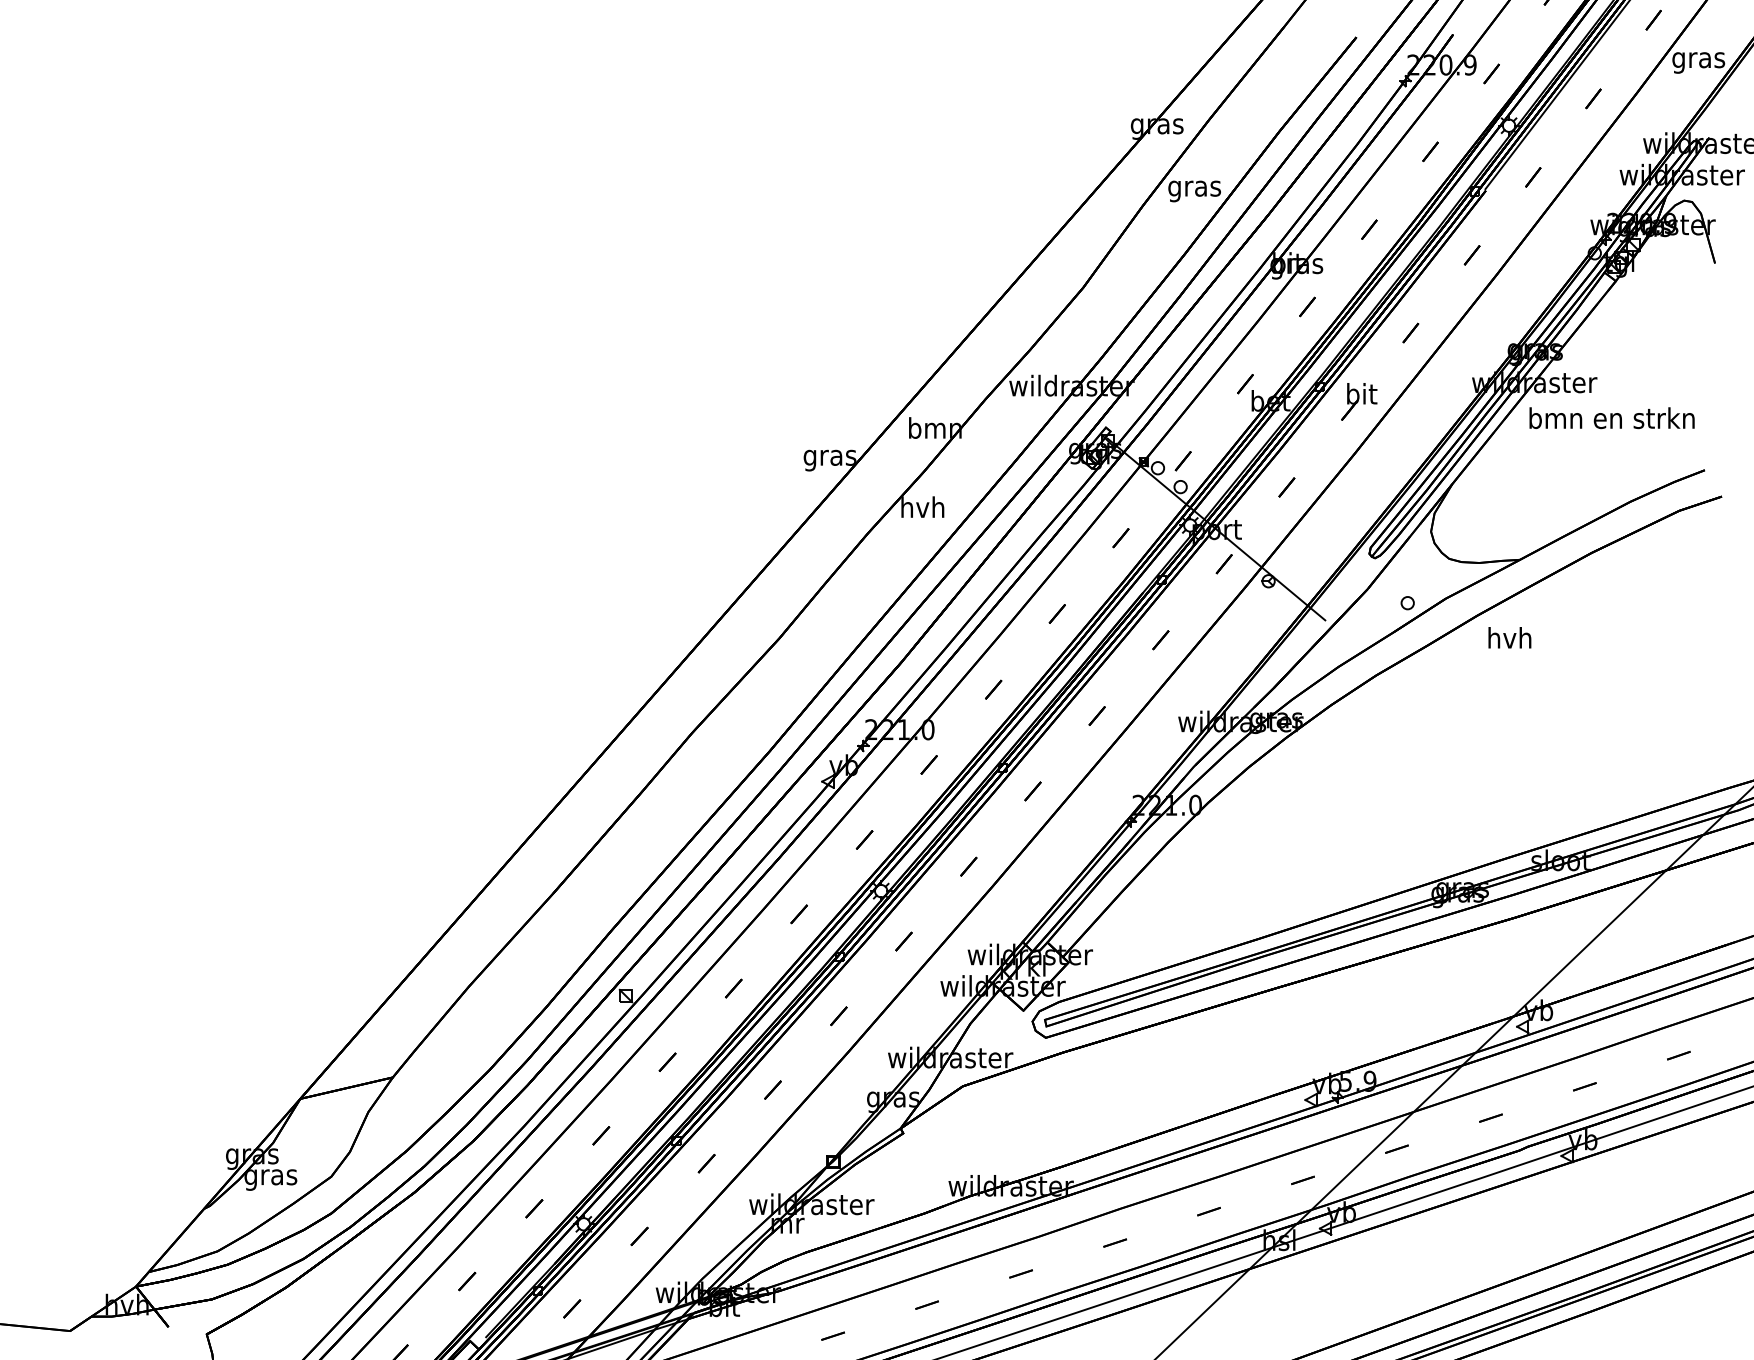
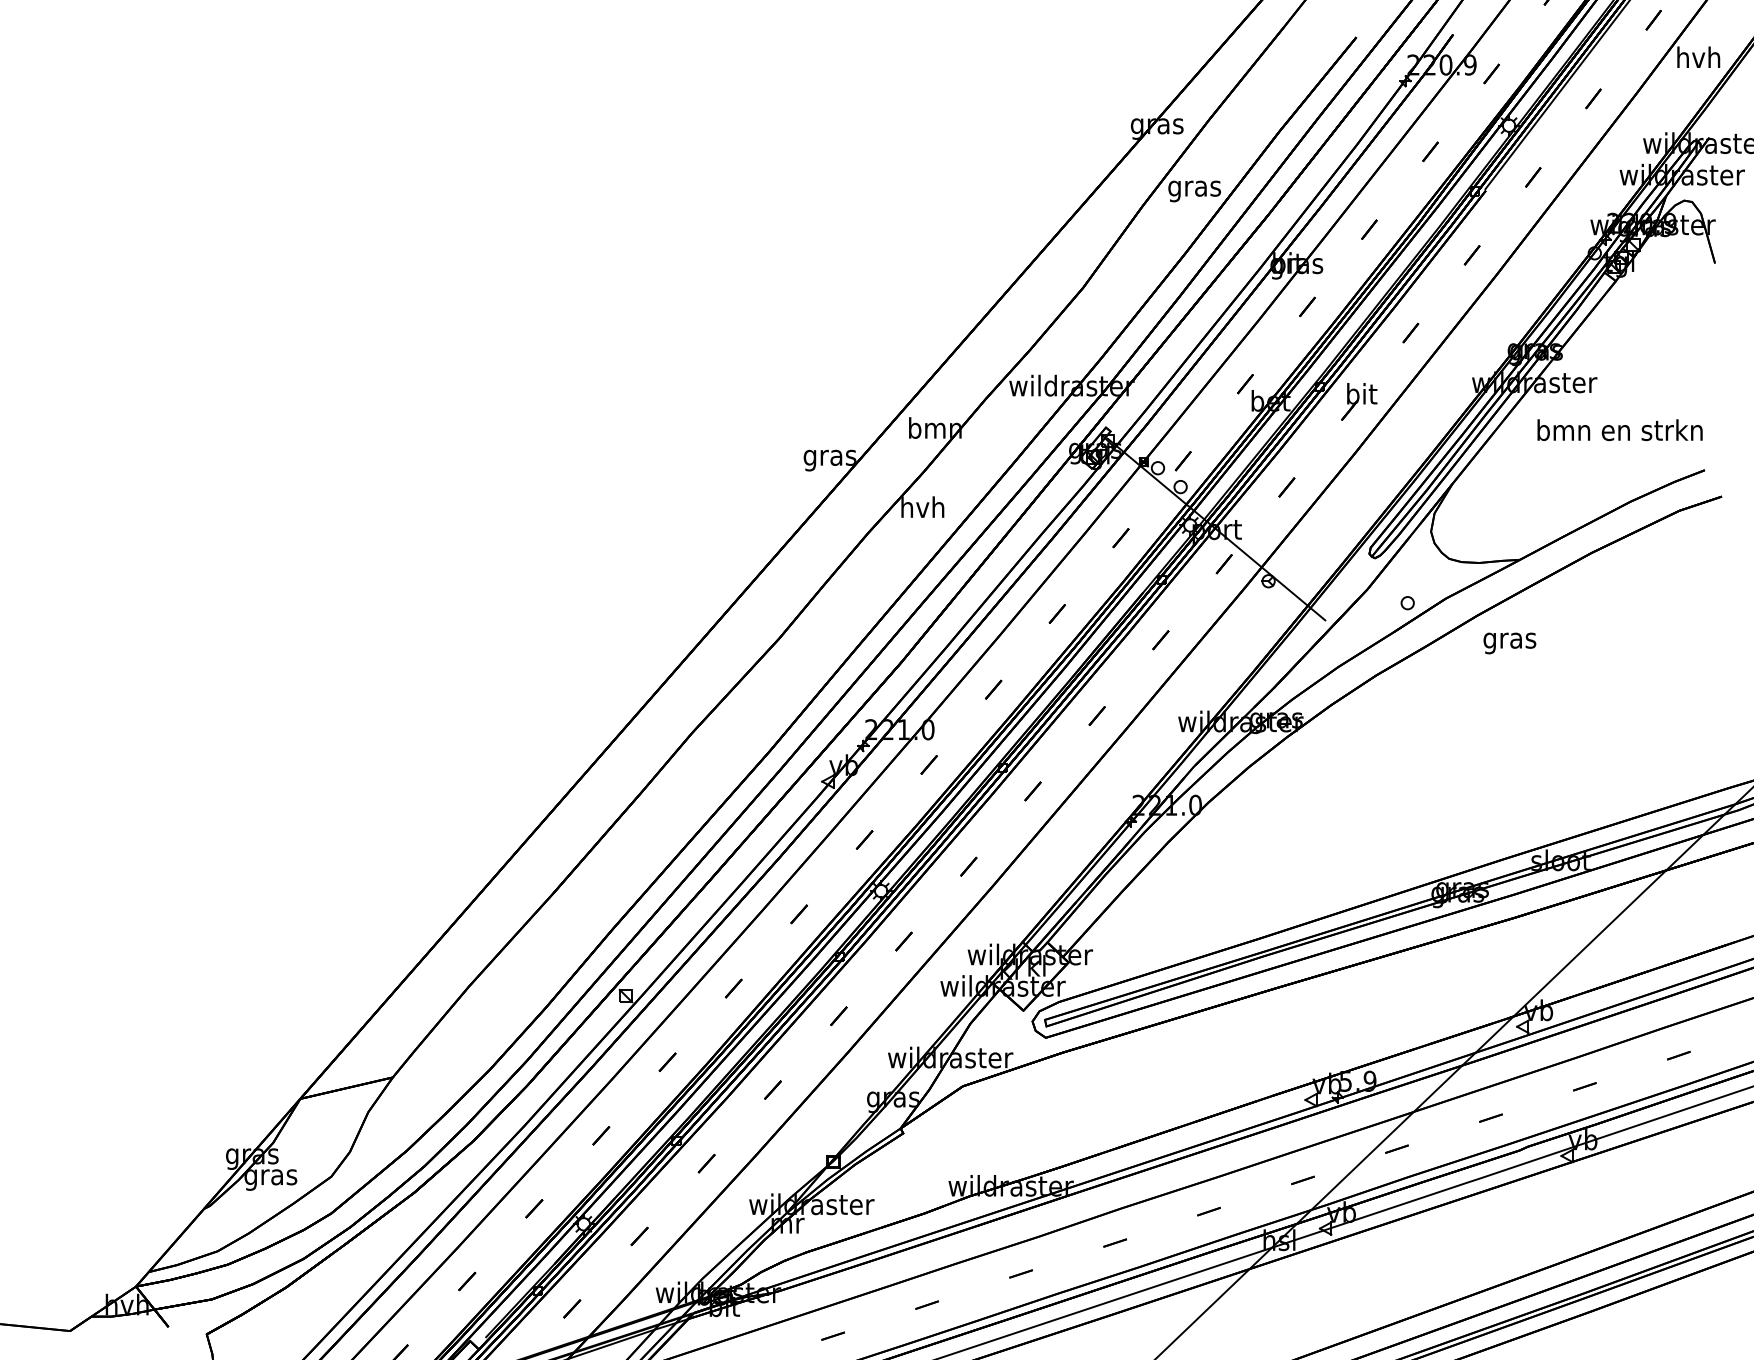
text: gras -> hvh (1698, 59)
text position: (1611, 418) -> (1619, 430) (1619, 430)
text: hvh -> gras (1509, 640)
